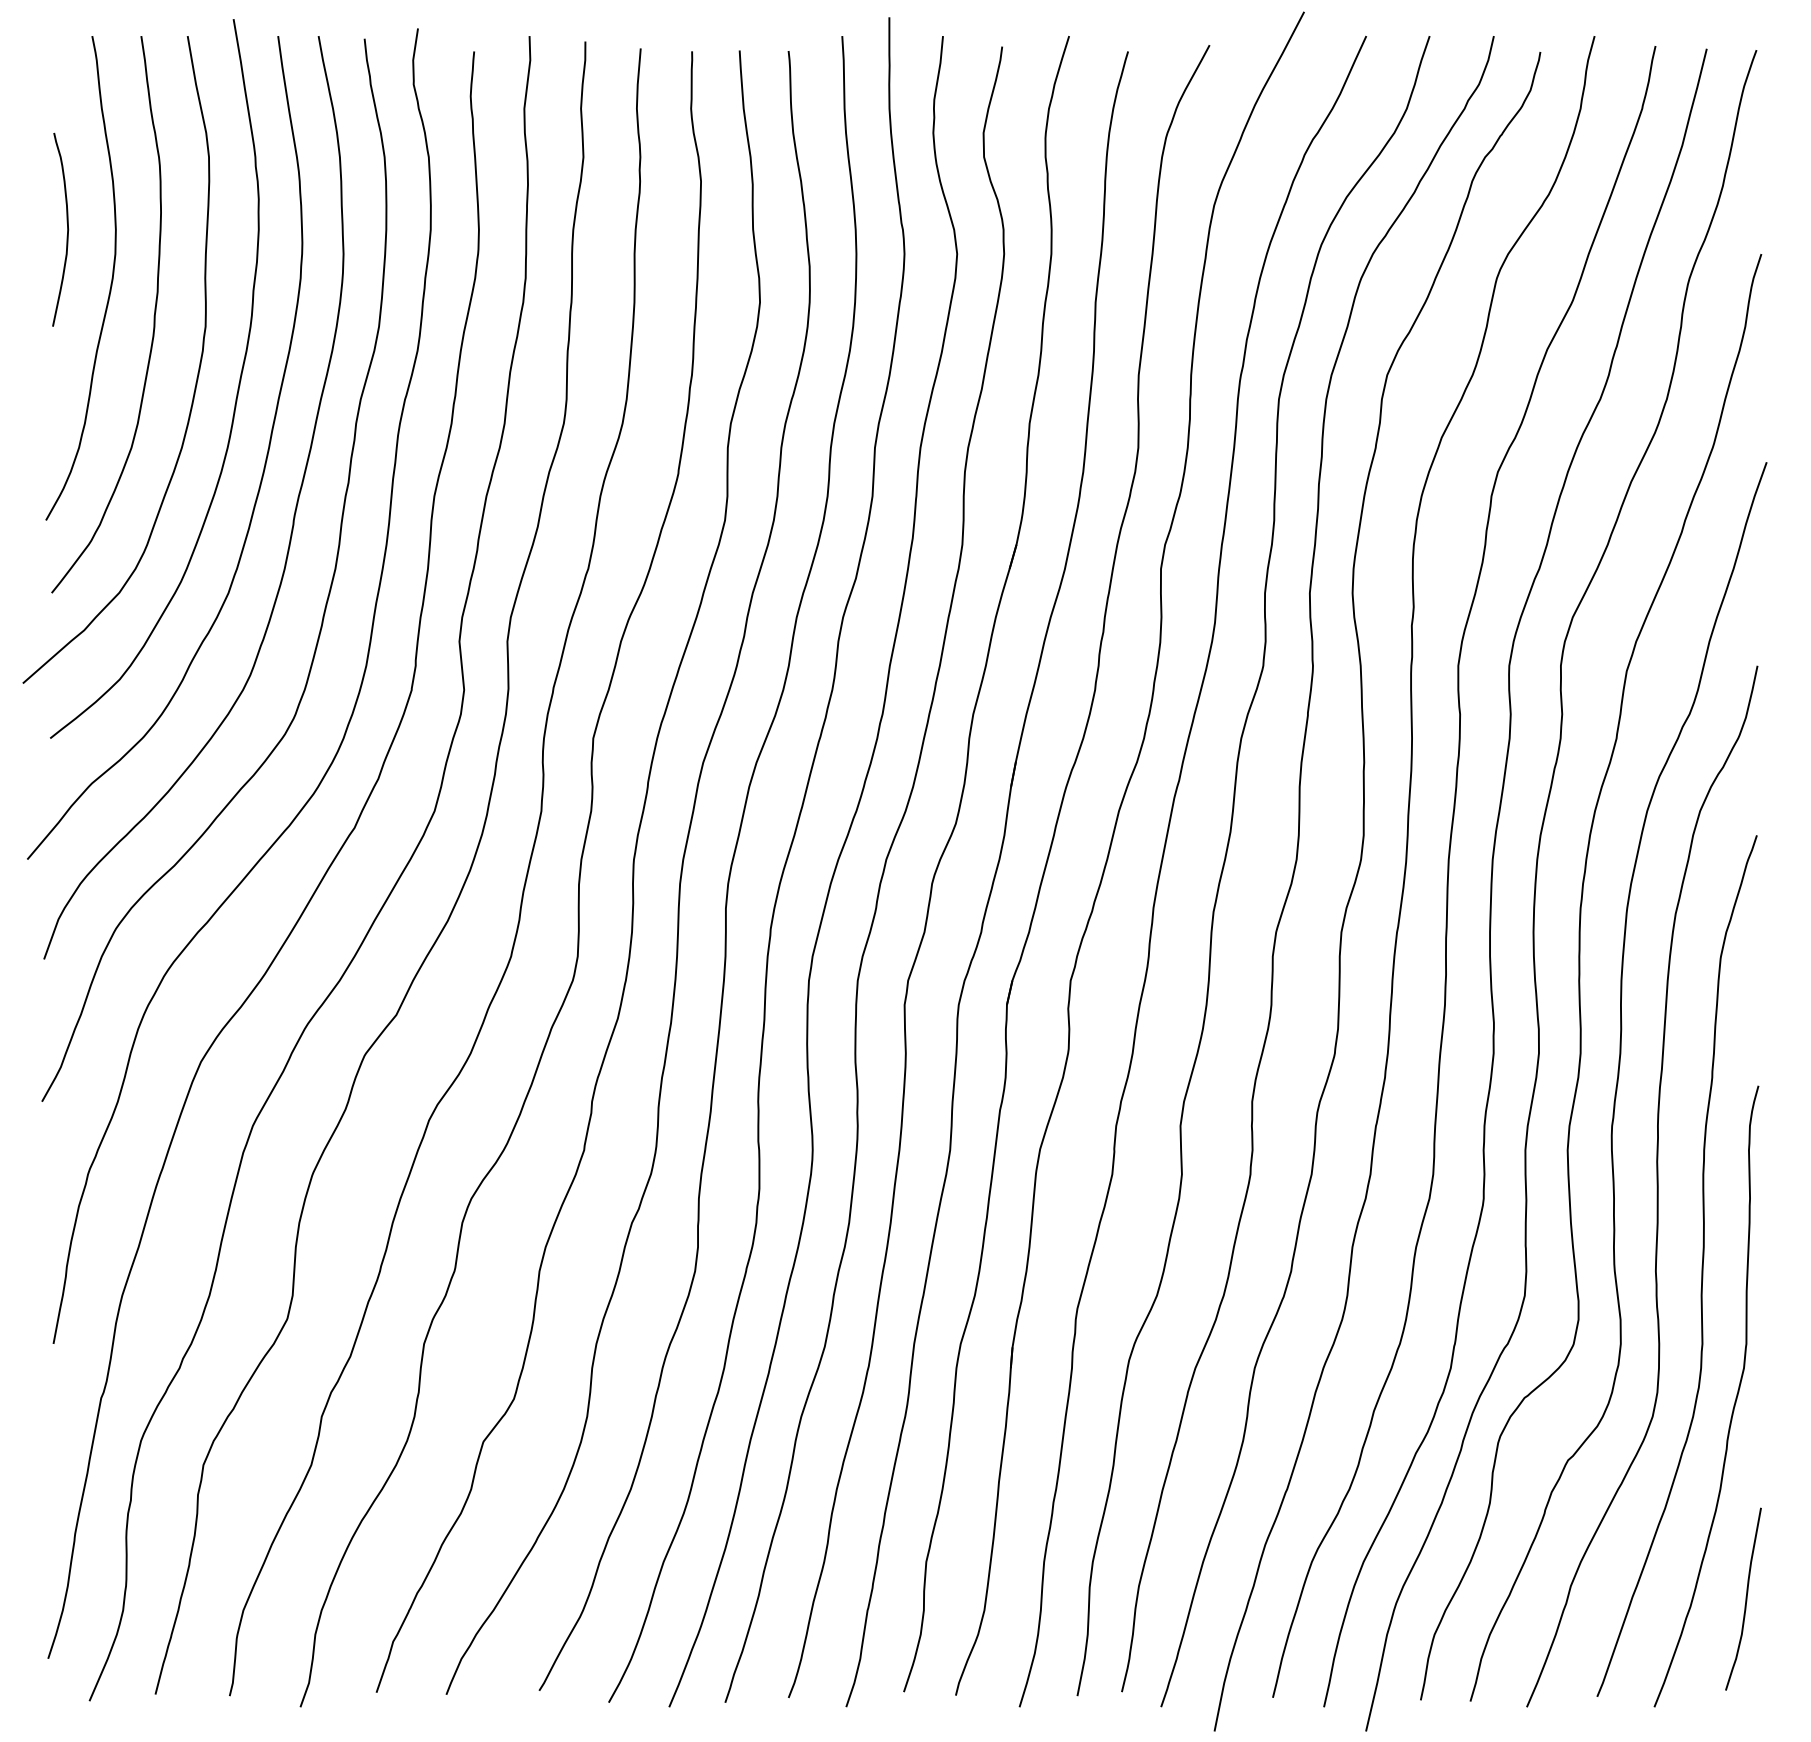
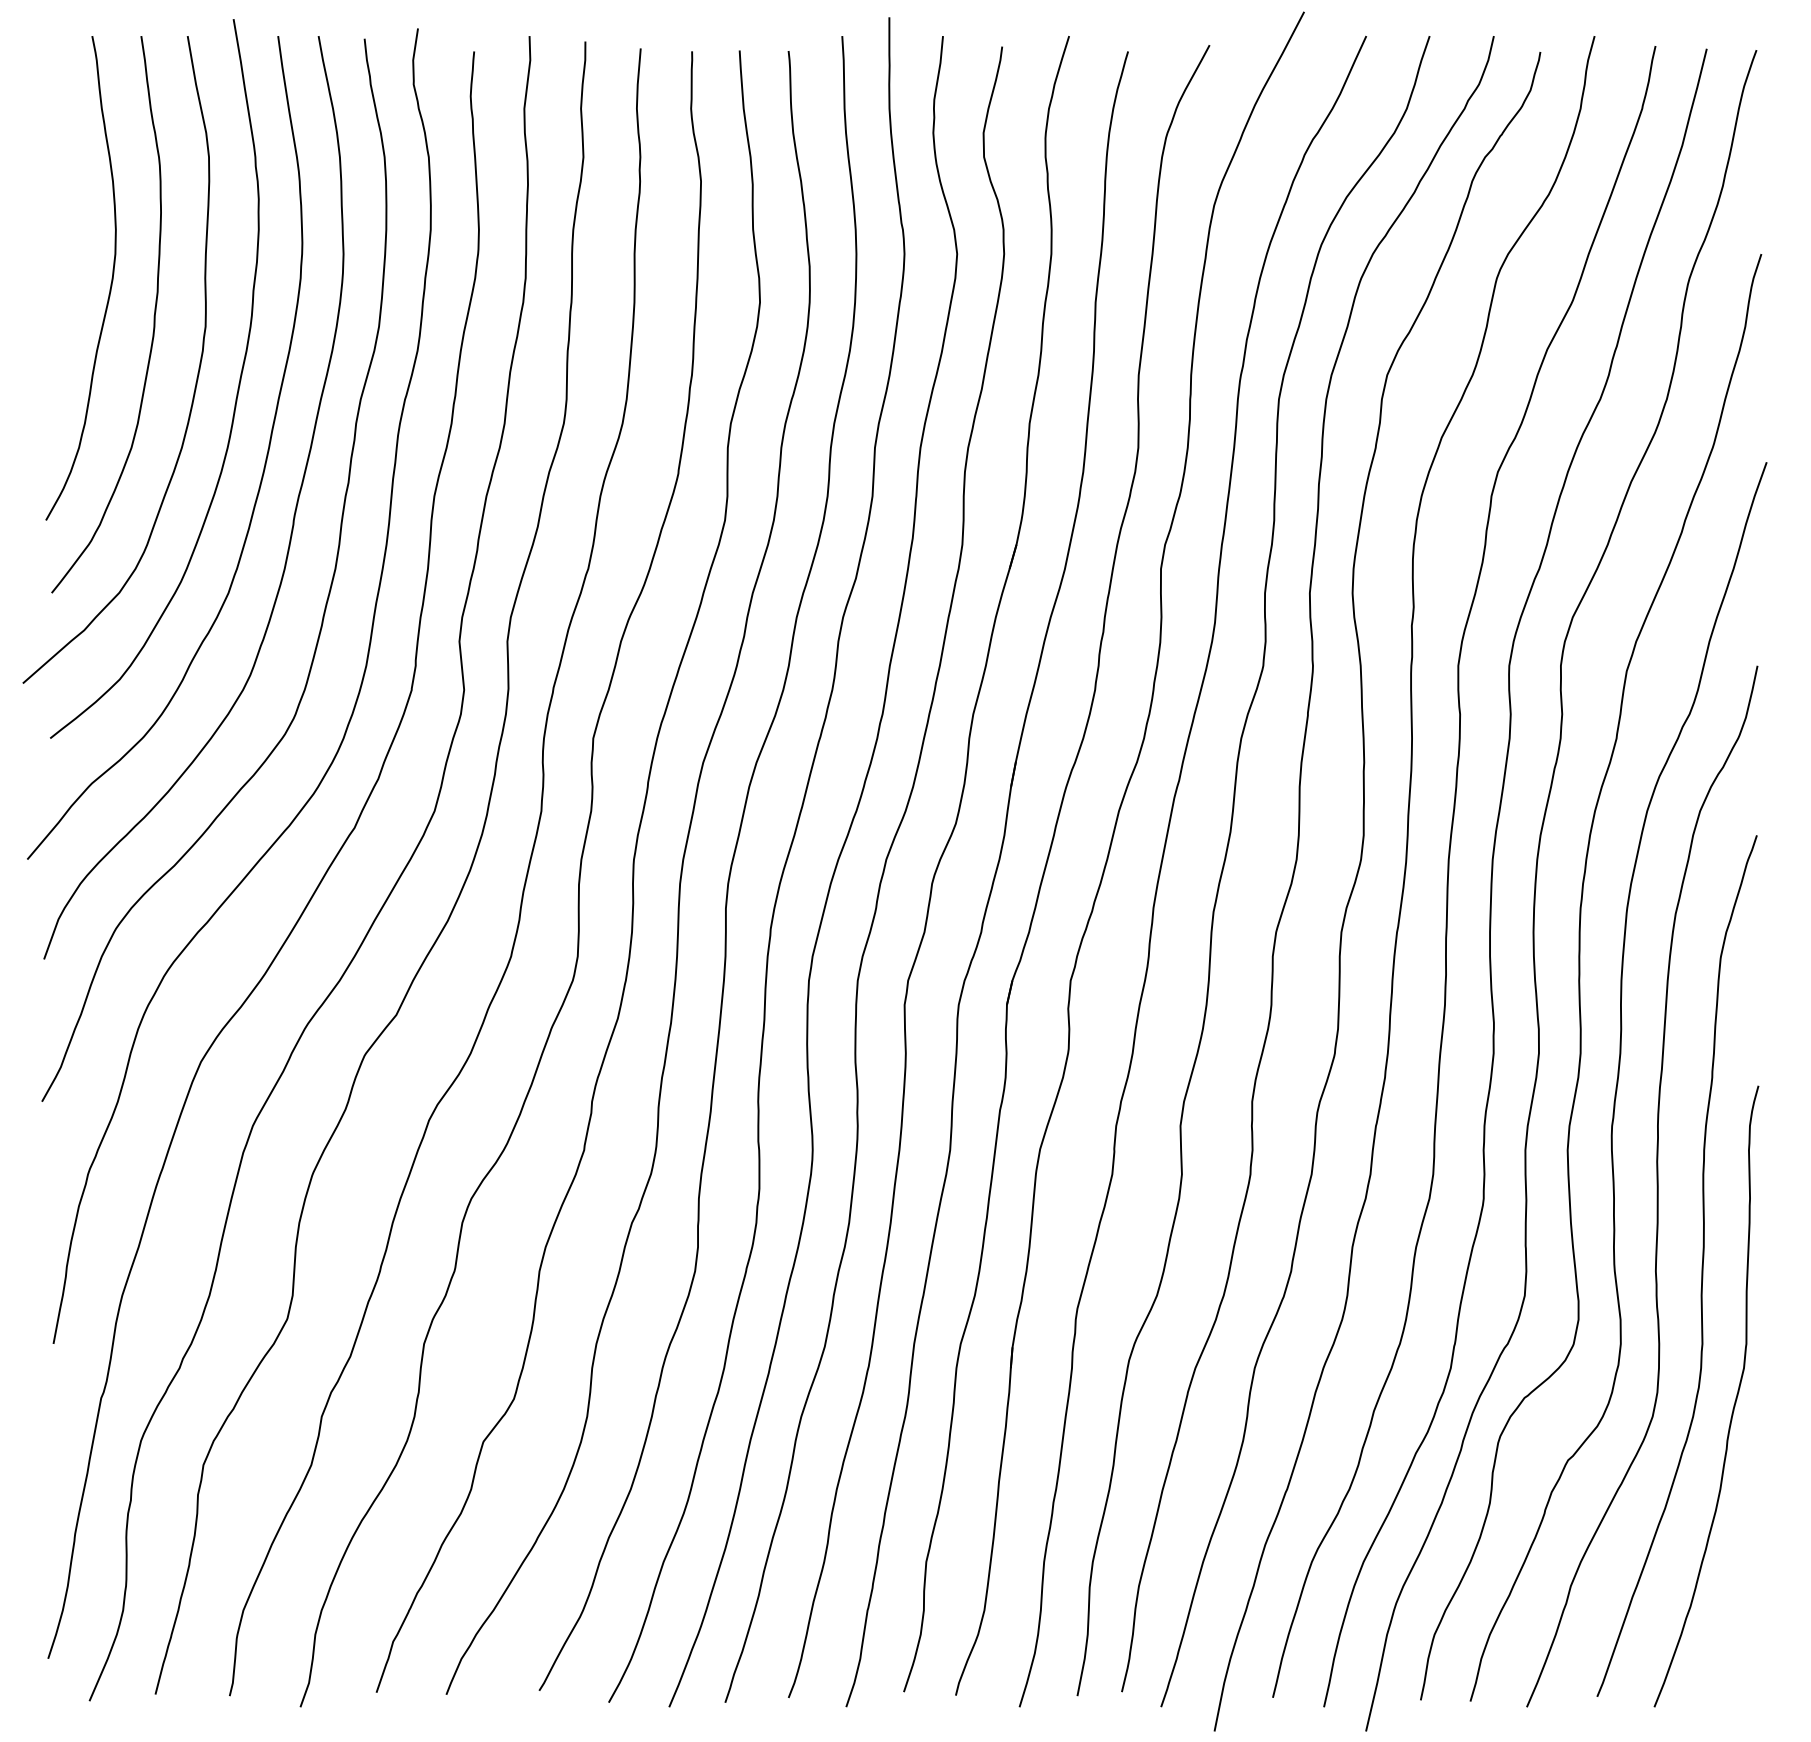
curve: present -> none (67, 229)
curve: present -> none (1745, 1598)
